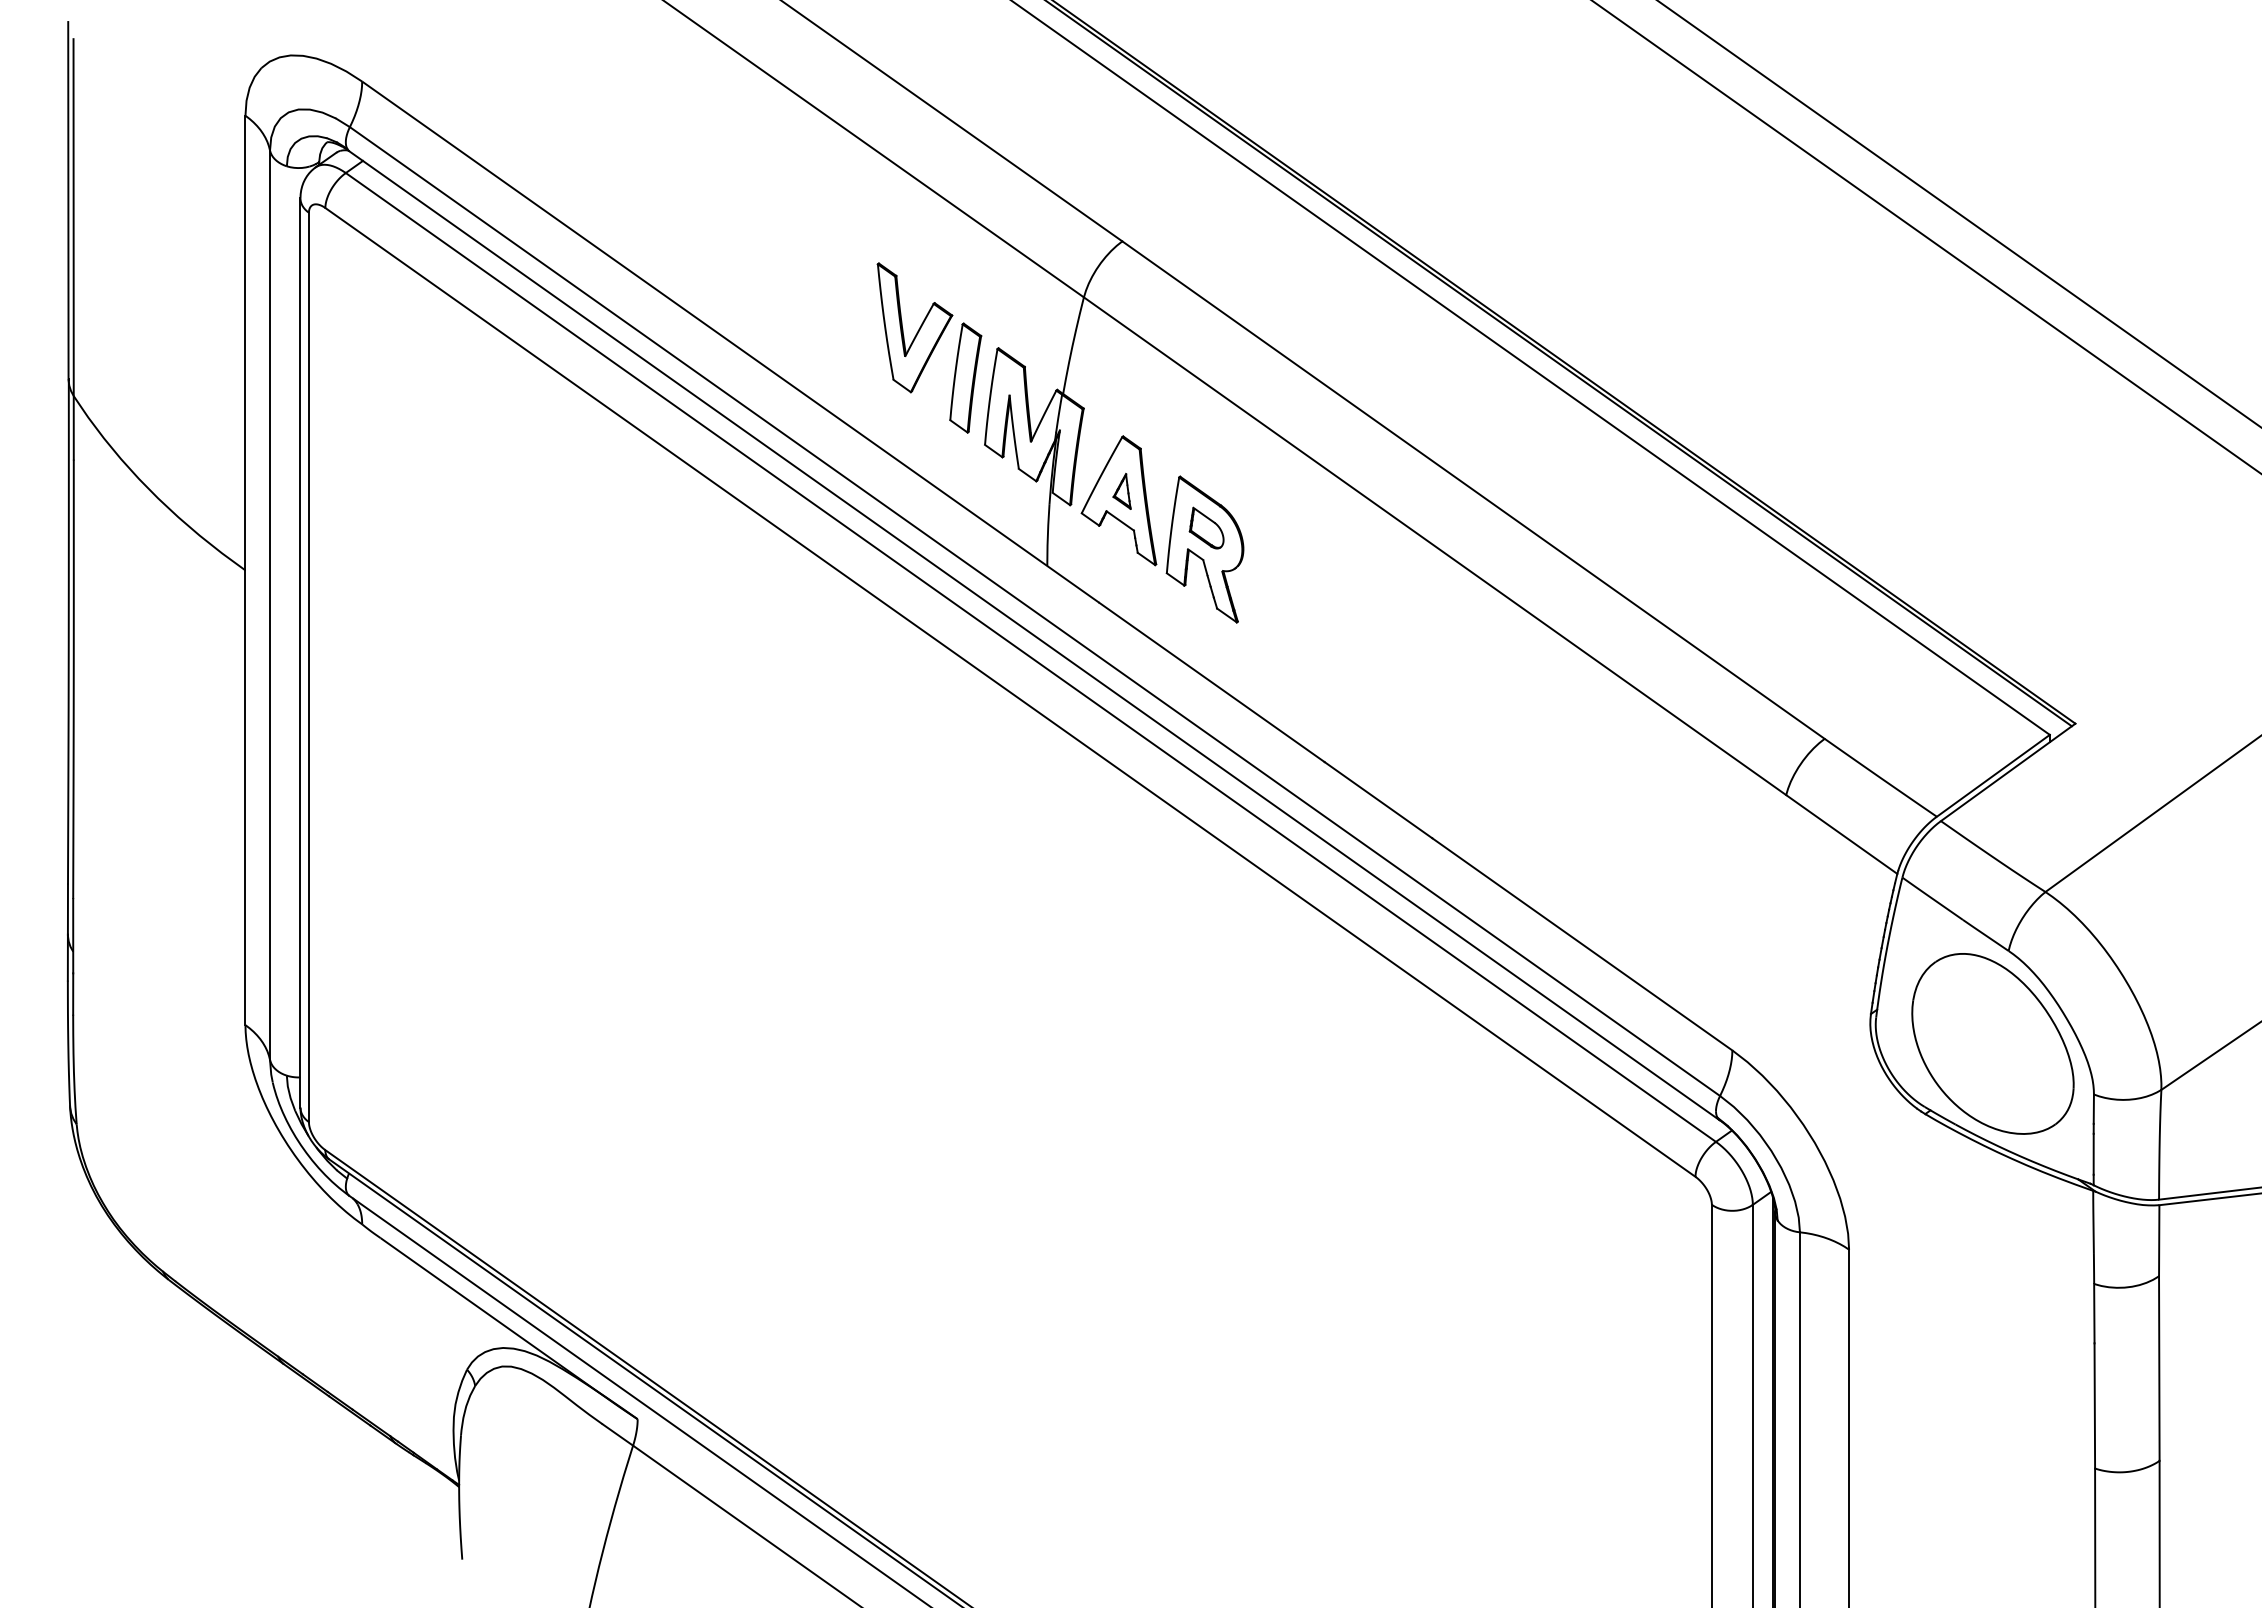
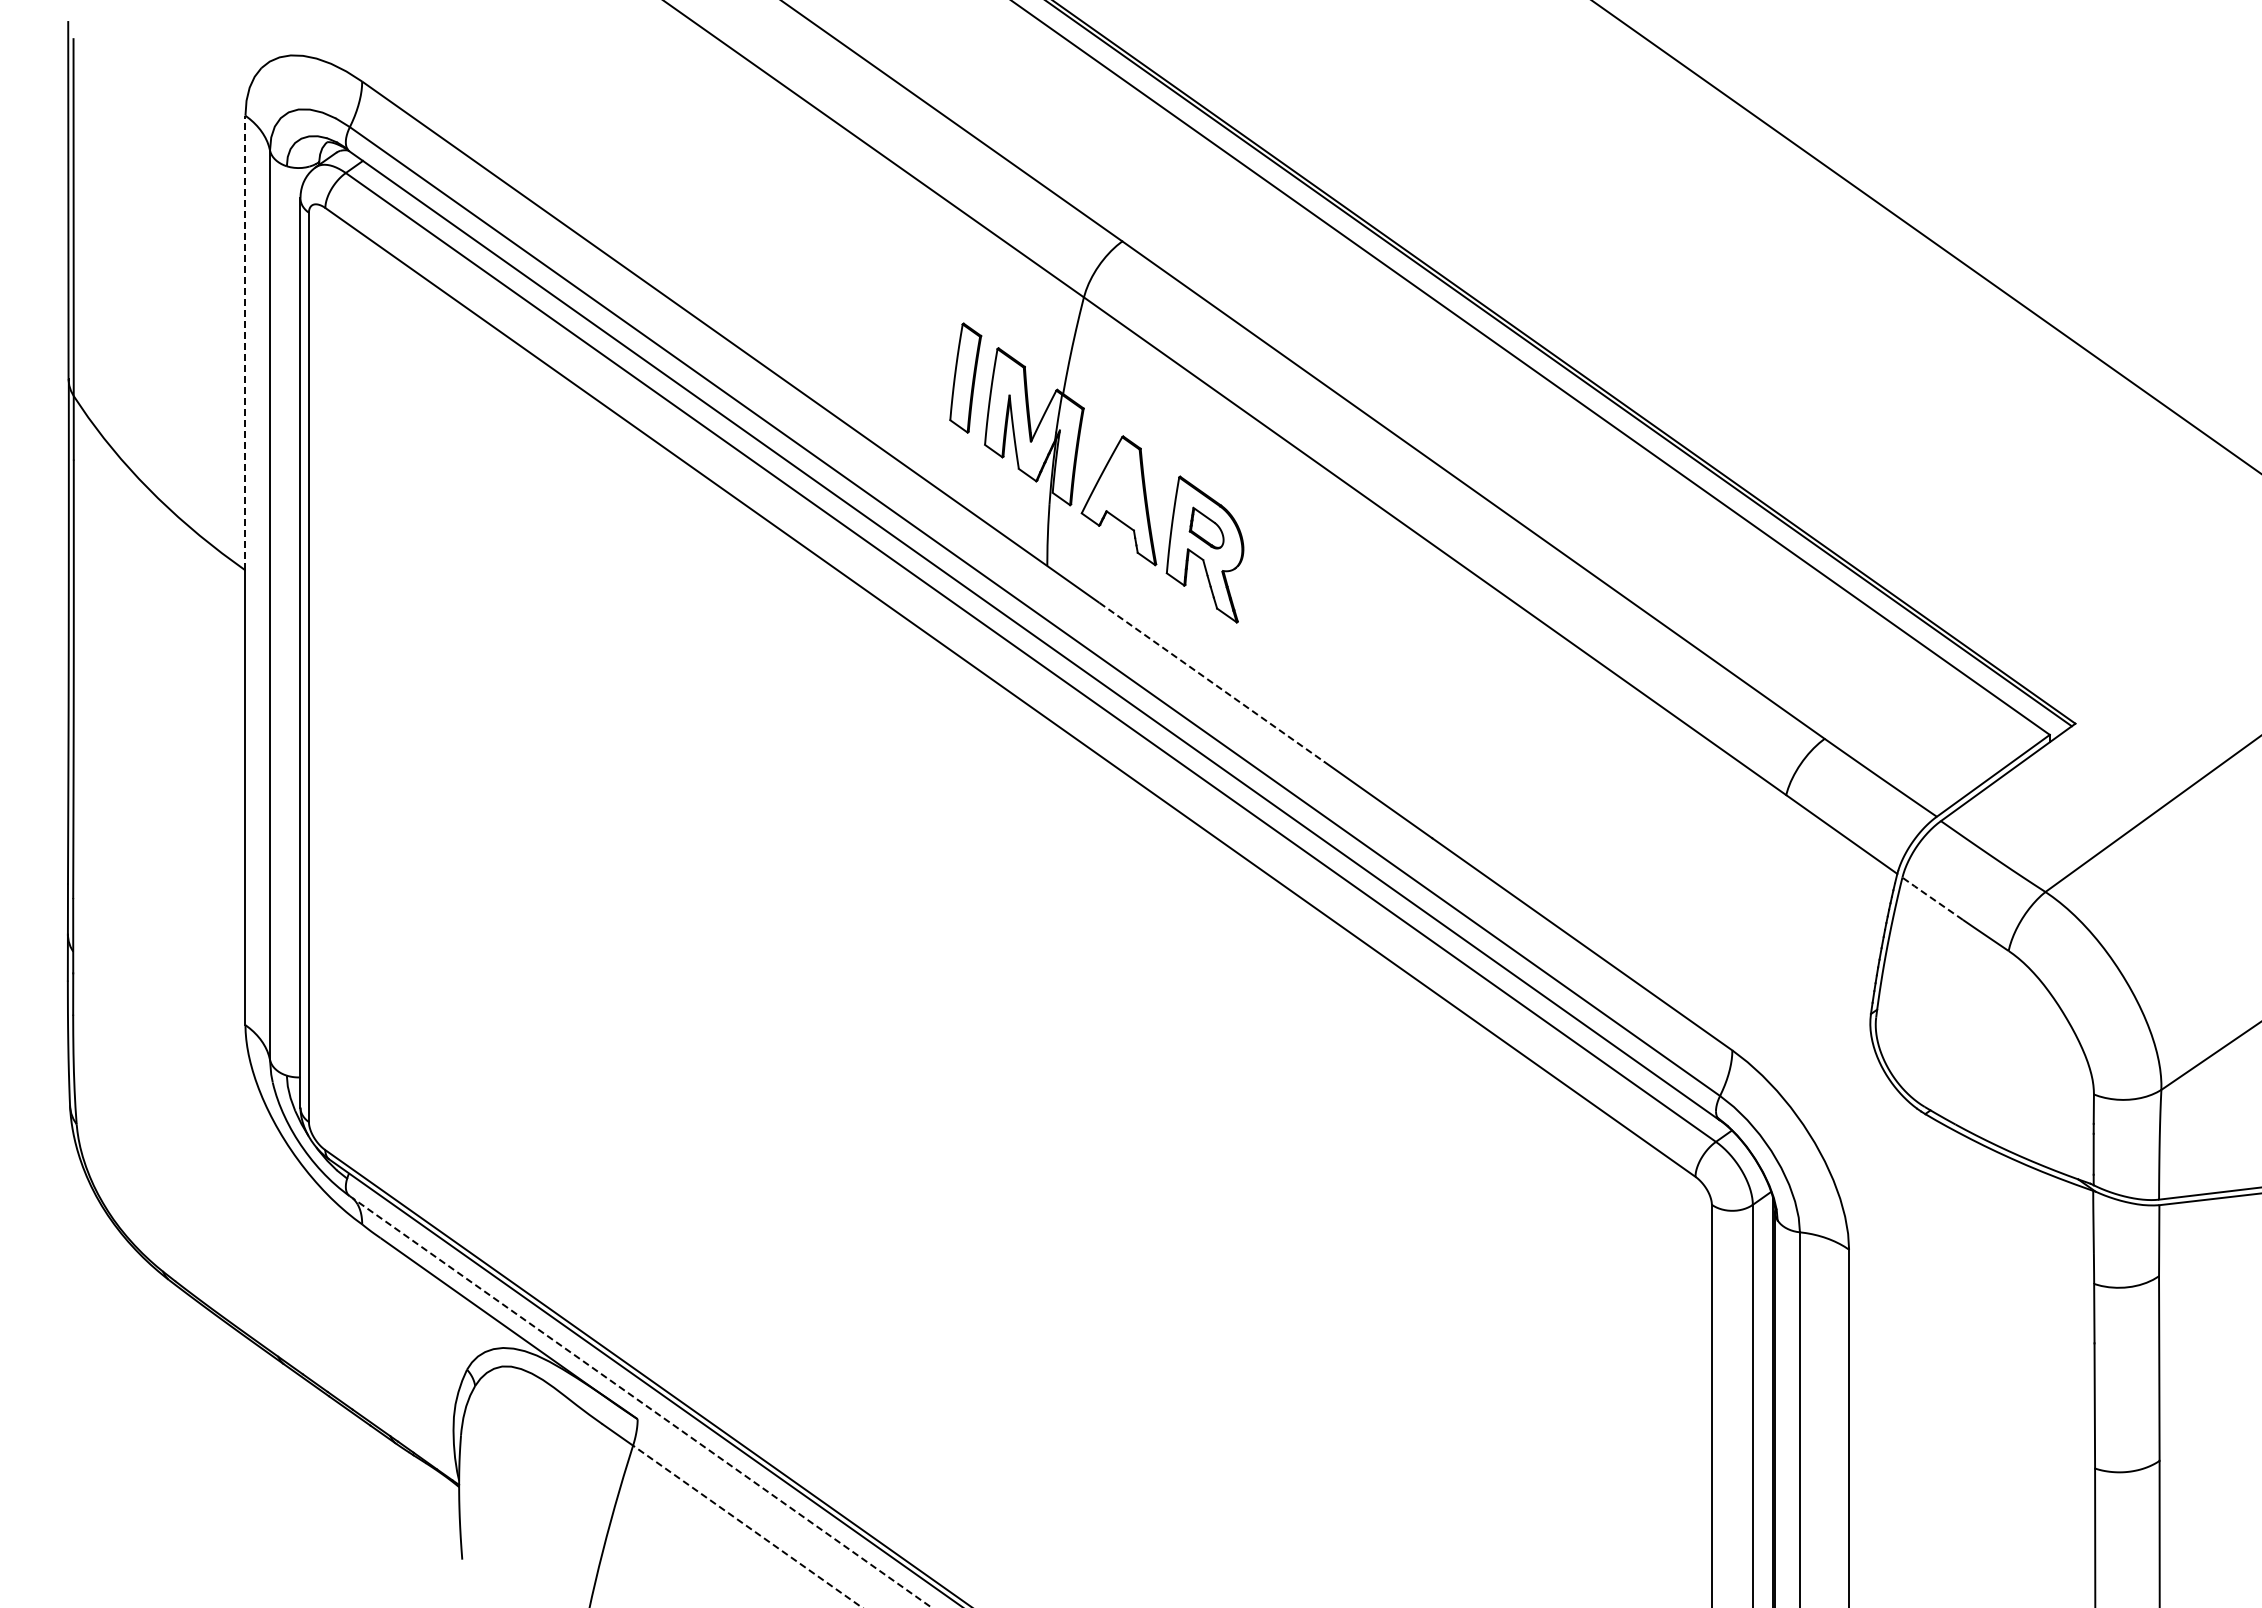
line: present -> none (1959, 213)
part: present -> none (914, 327)
line: solid -> dashed (245, 342)
part: present -> none (1121, 490)
line: solid -> dashed (1212, 682)
line: solid -> dashed (1931, 897)
part: present -> none (1992, 1043)
line: solid -> dashed (640, 1402)
line: solid -> dashed (747, 1526)
